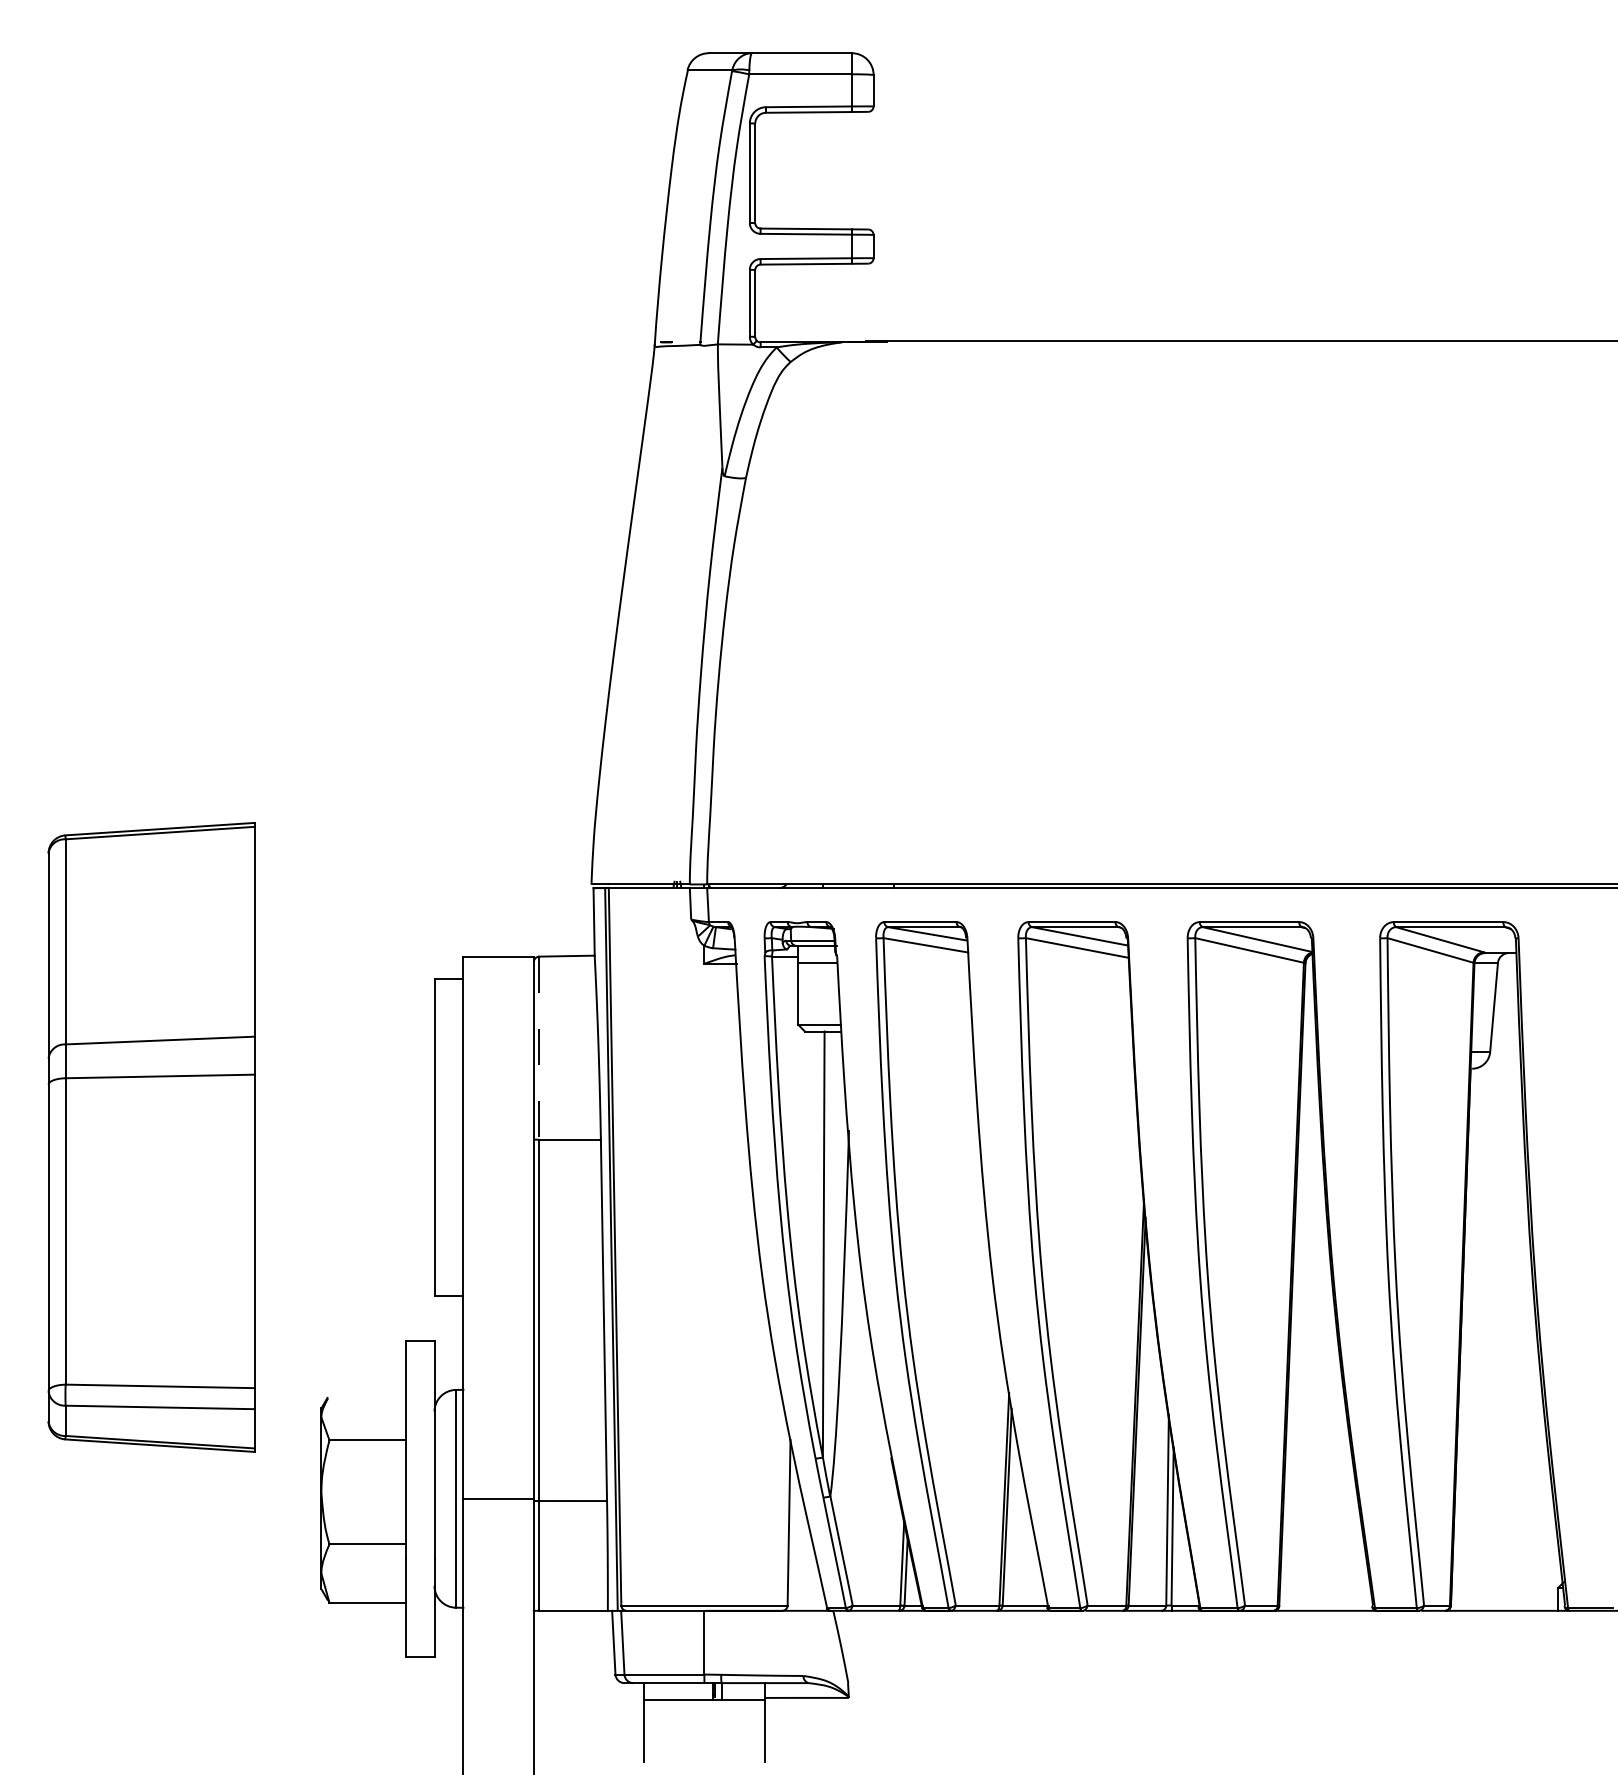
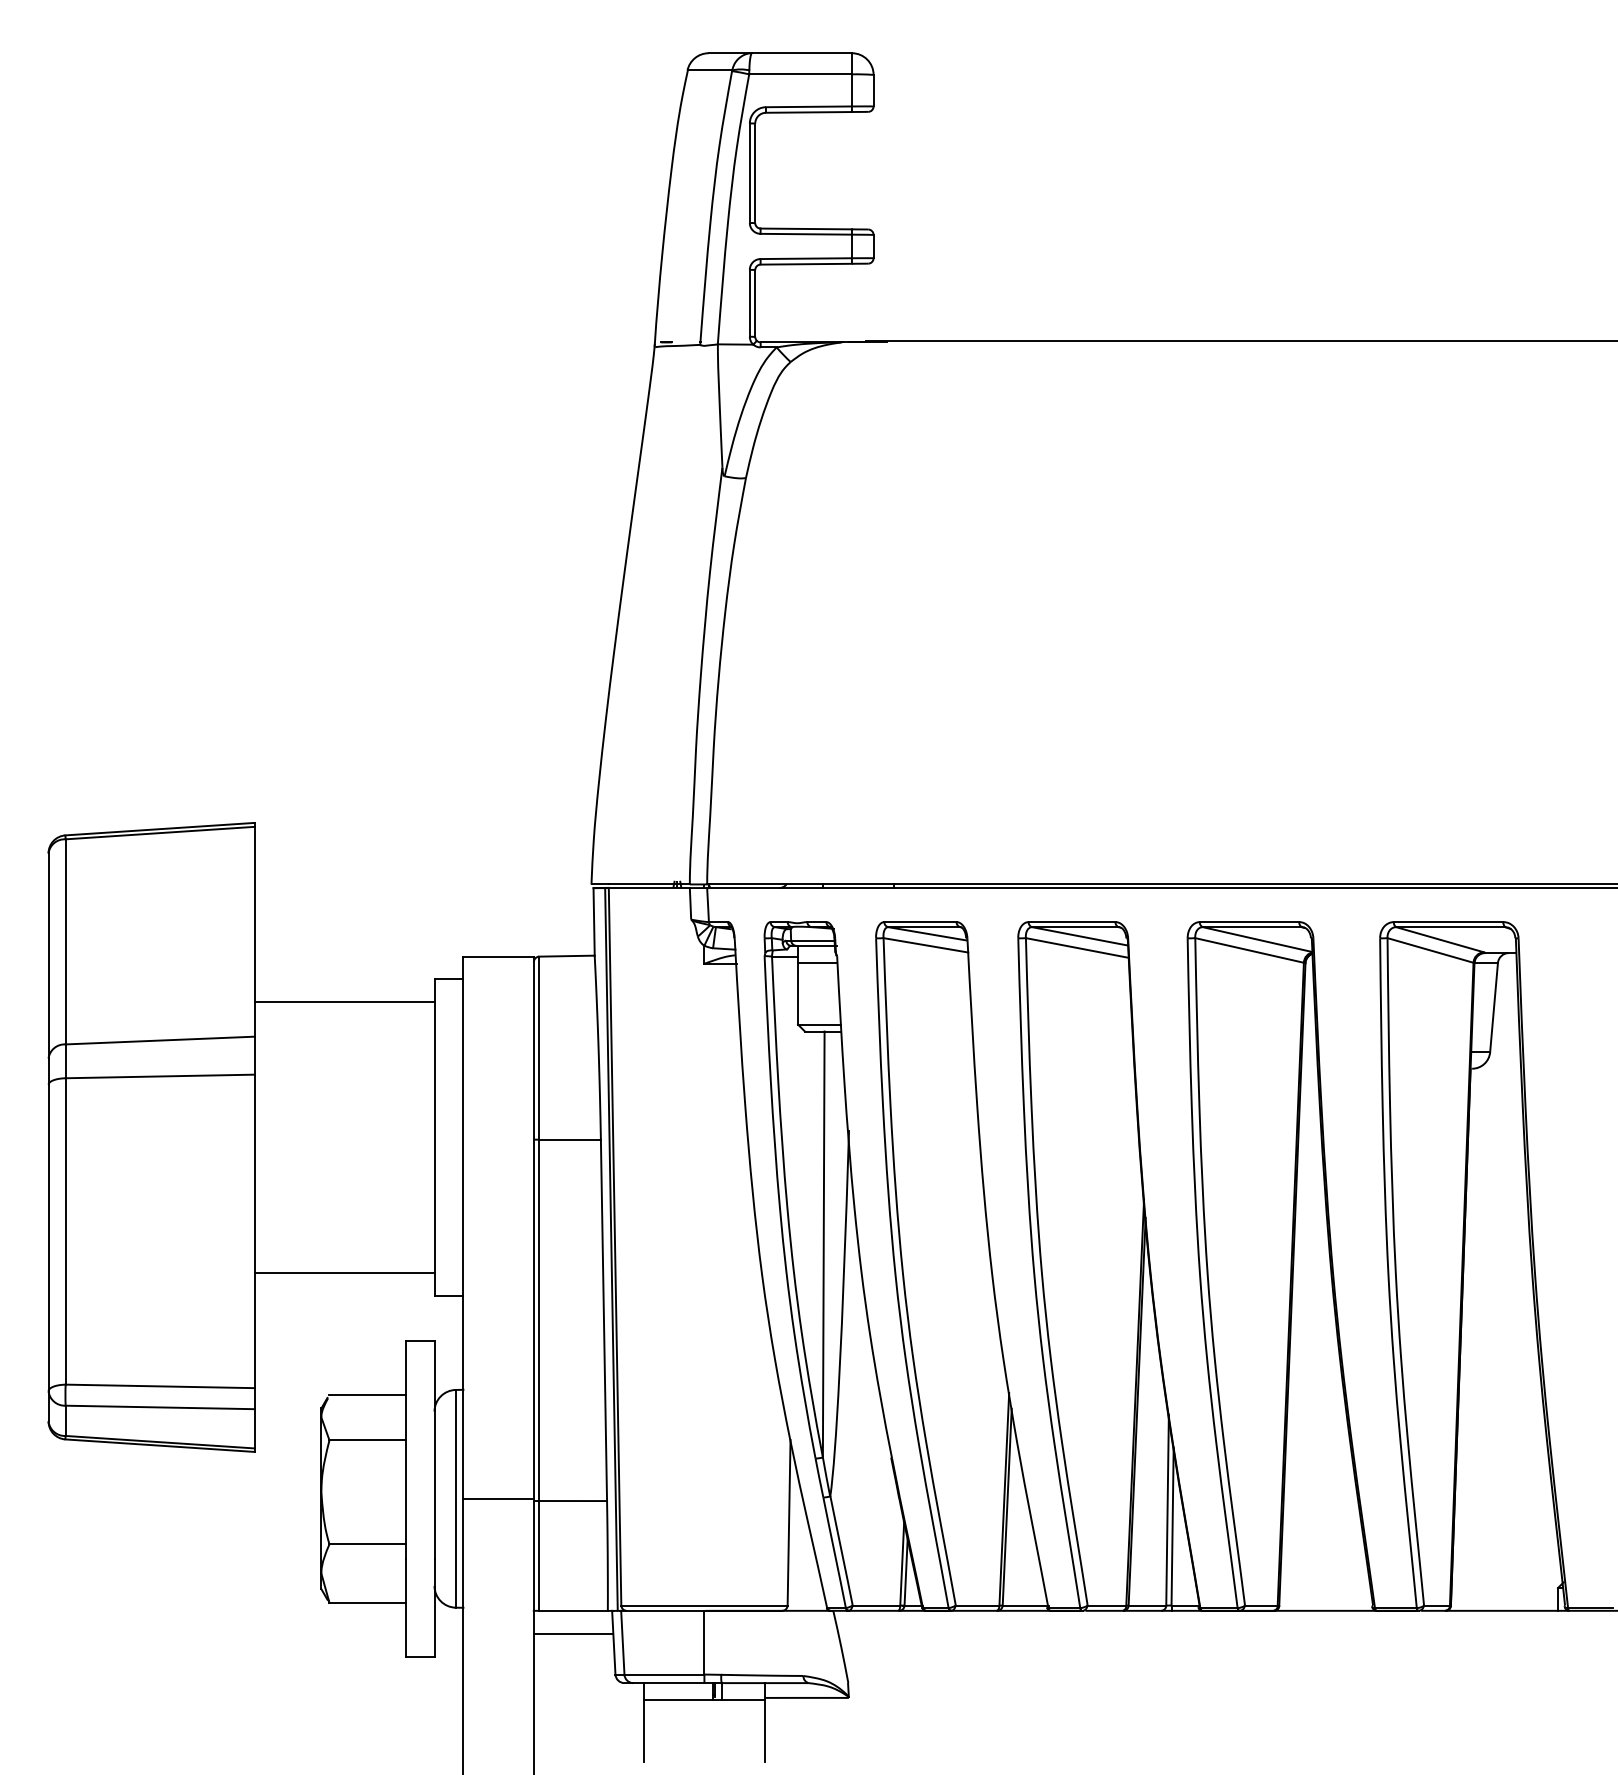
line: none -> present (344, 1001)
line: dashed -> solid (539, 1048)
line: none -> present (344, 1272)
line: none -> present (367, 1394)
line: none -> present (573, 1634)
